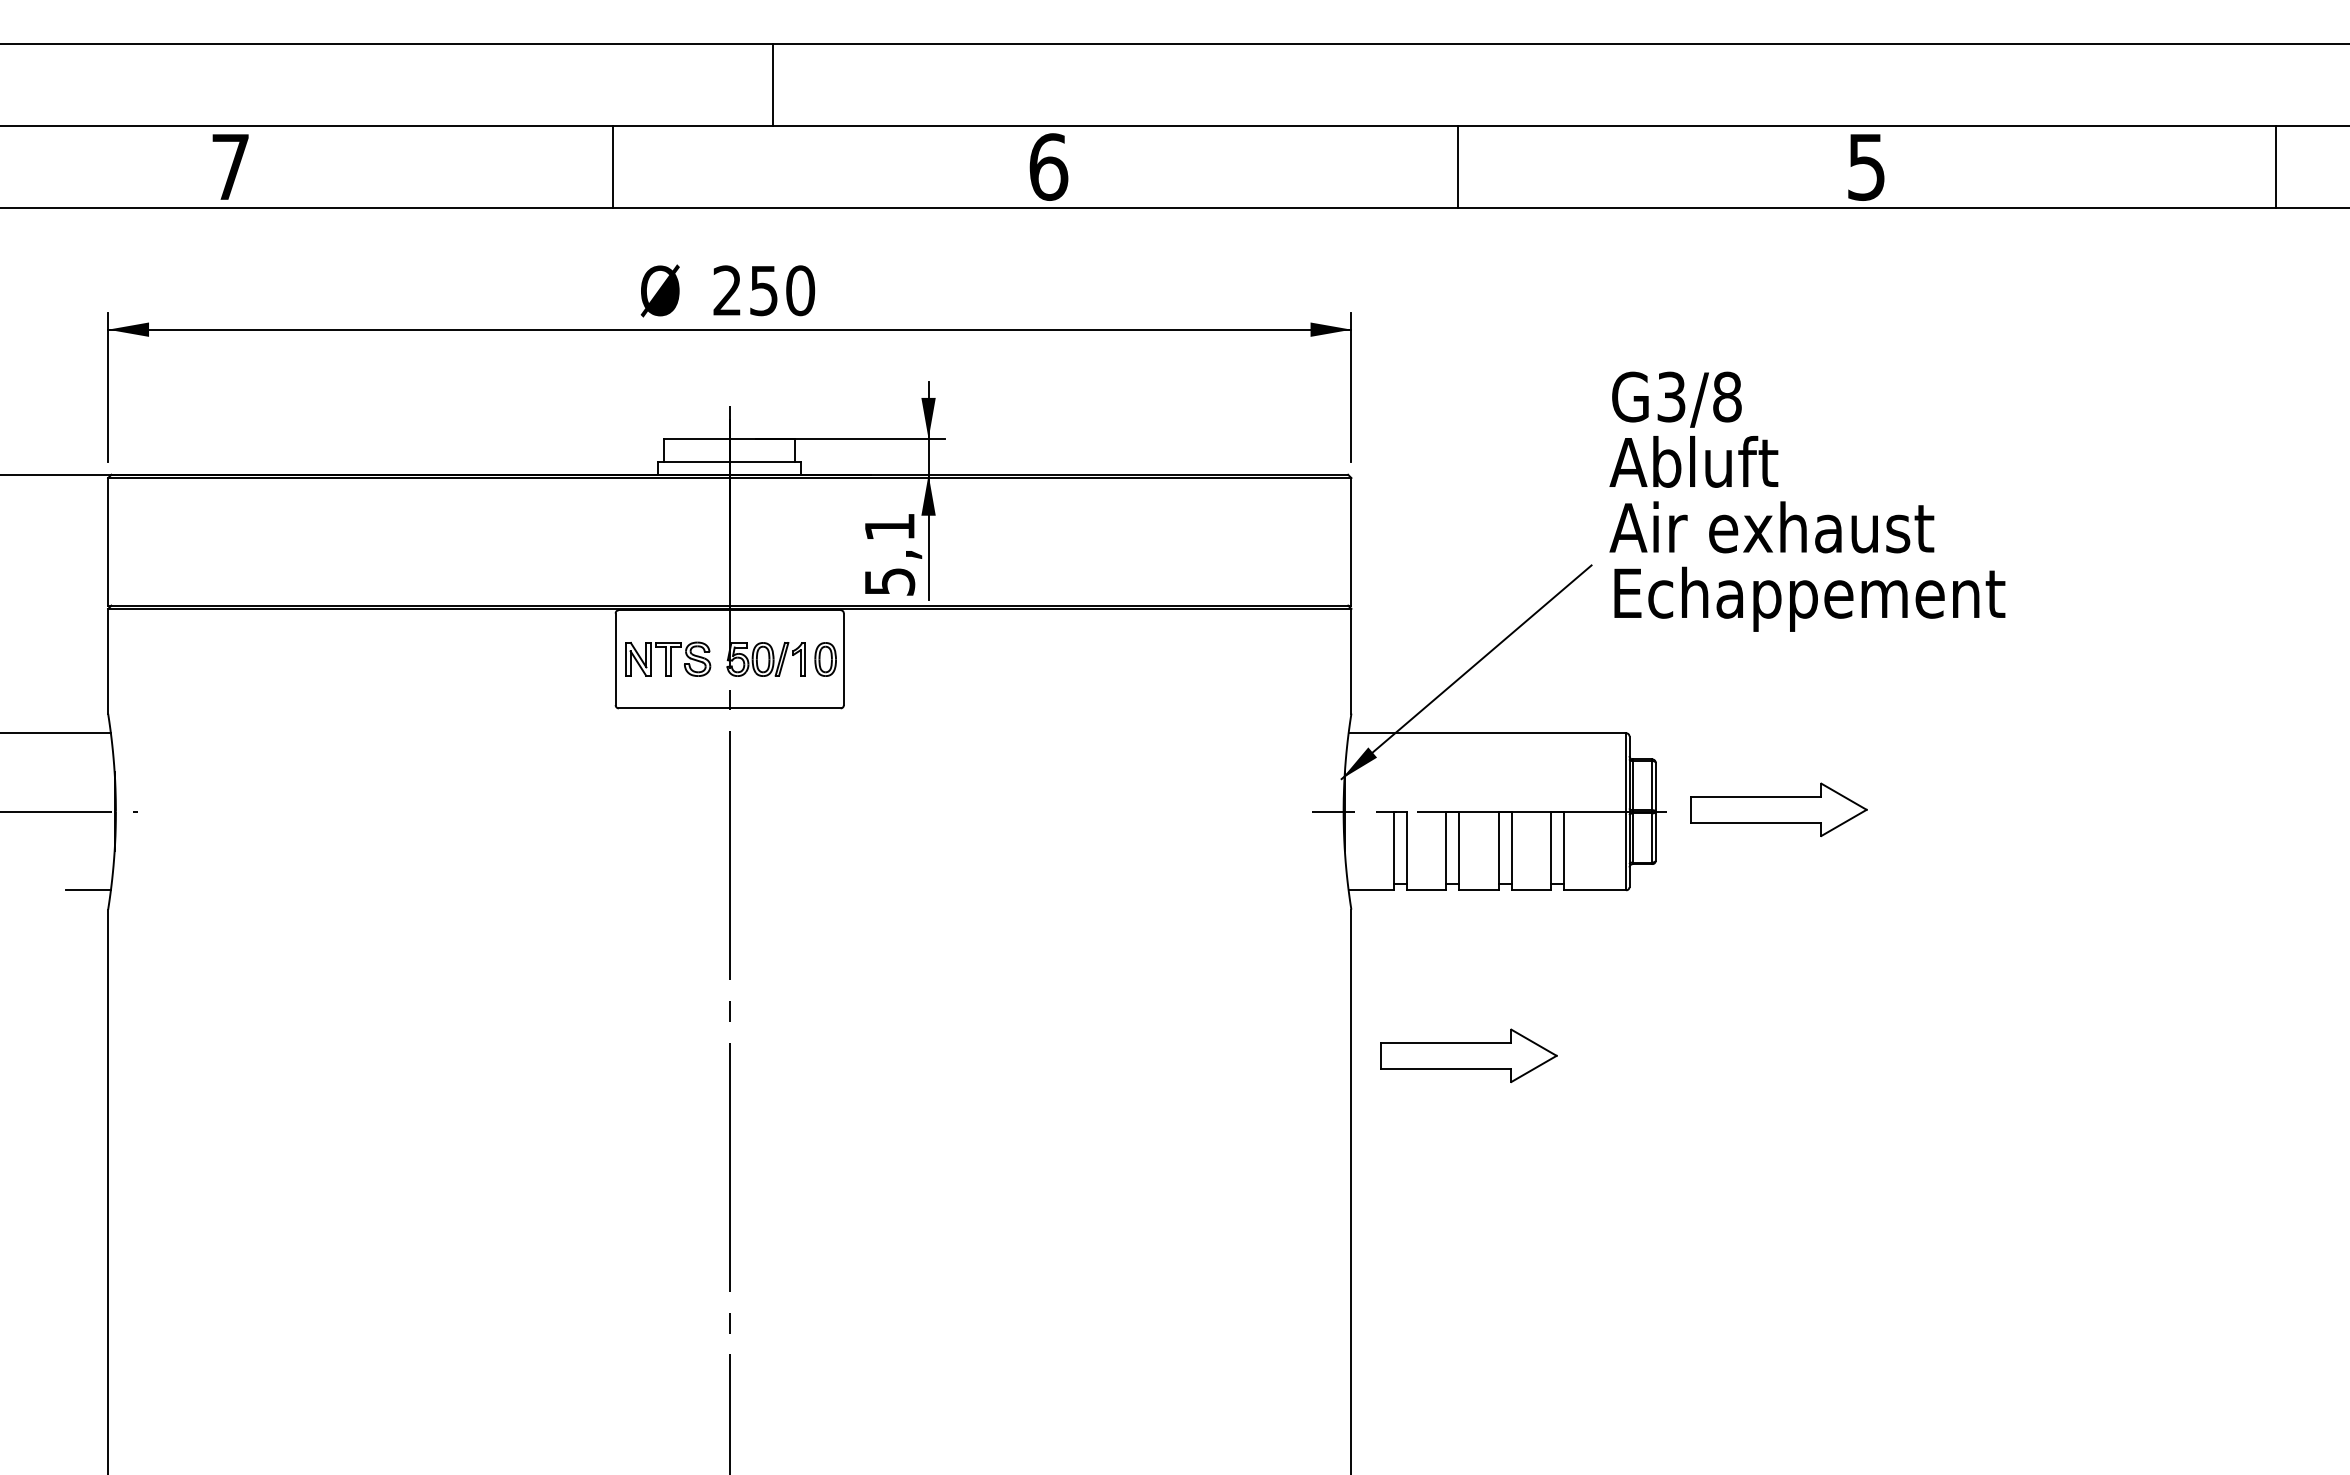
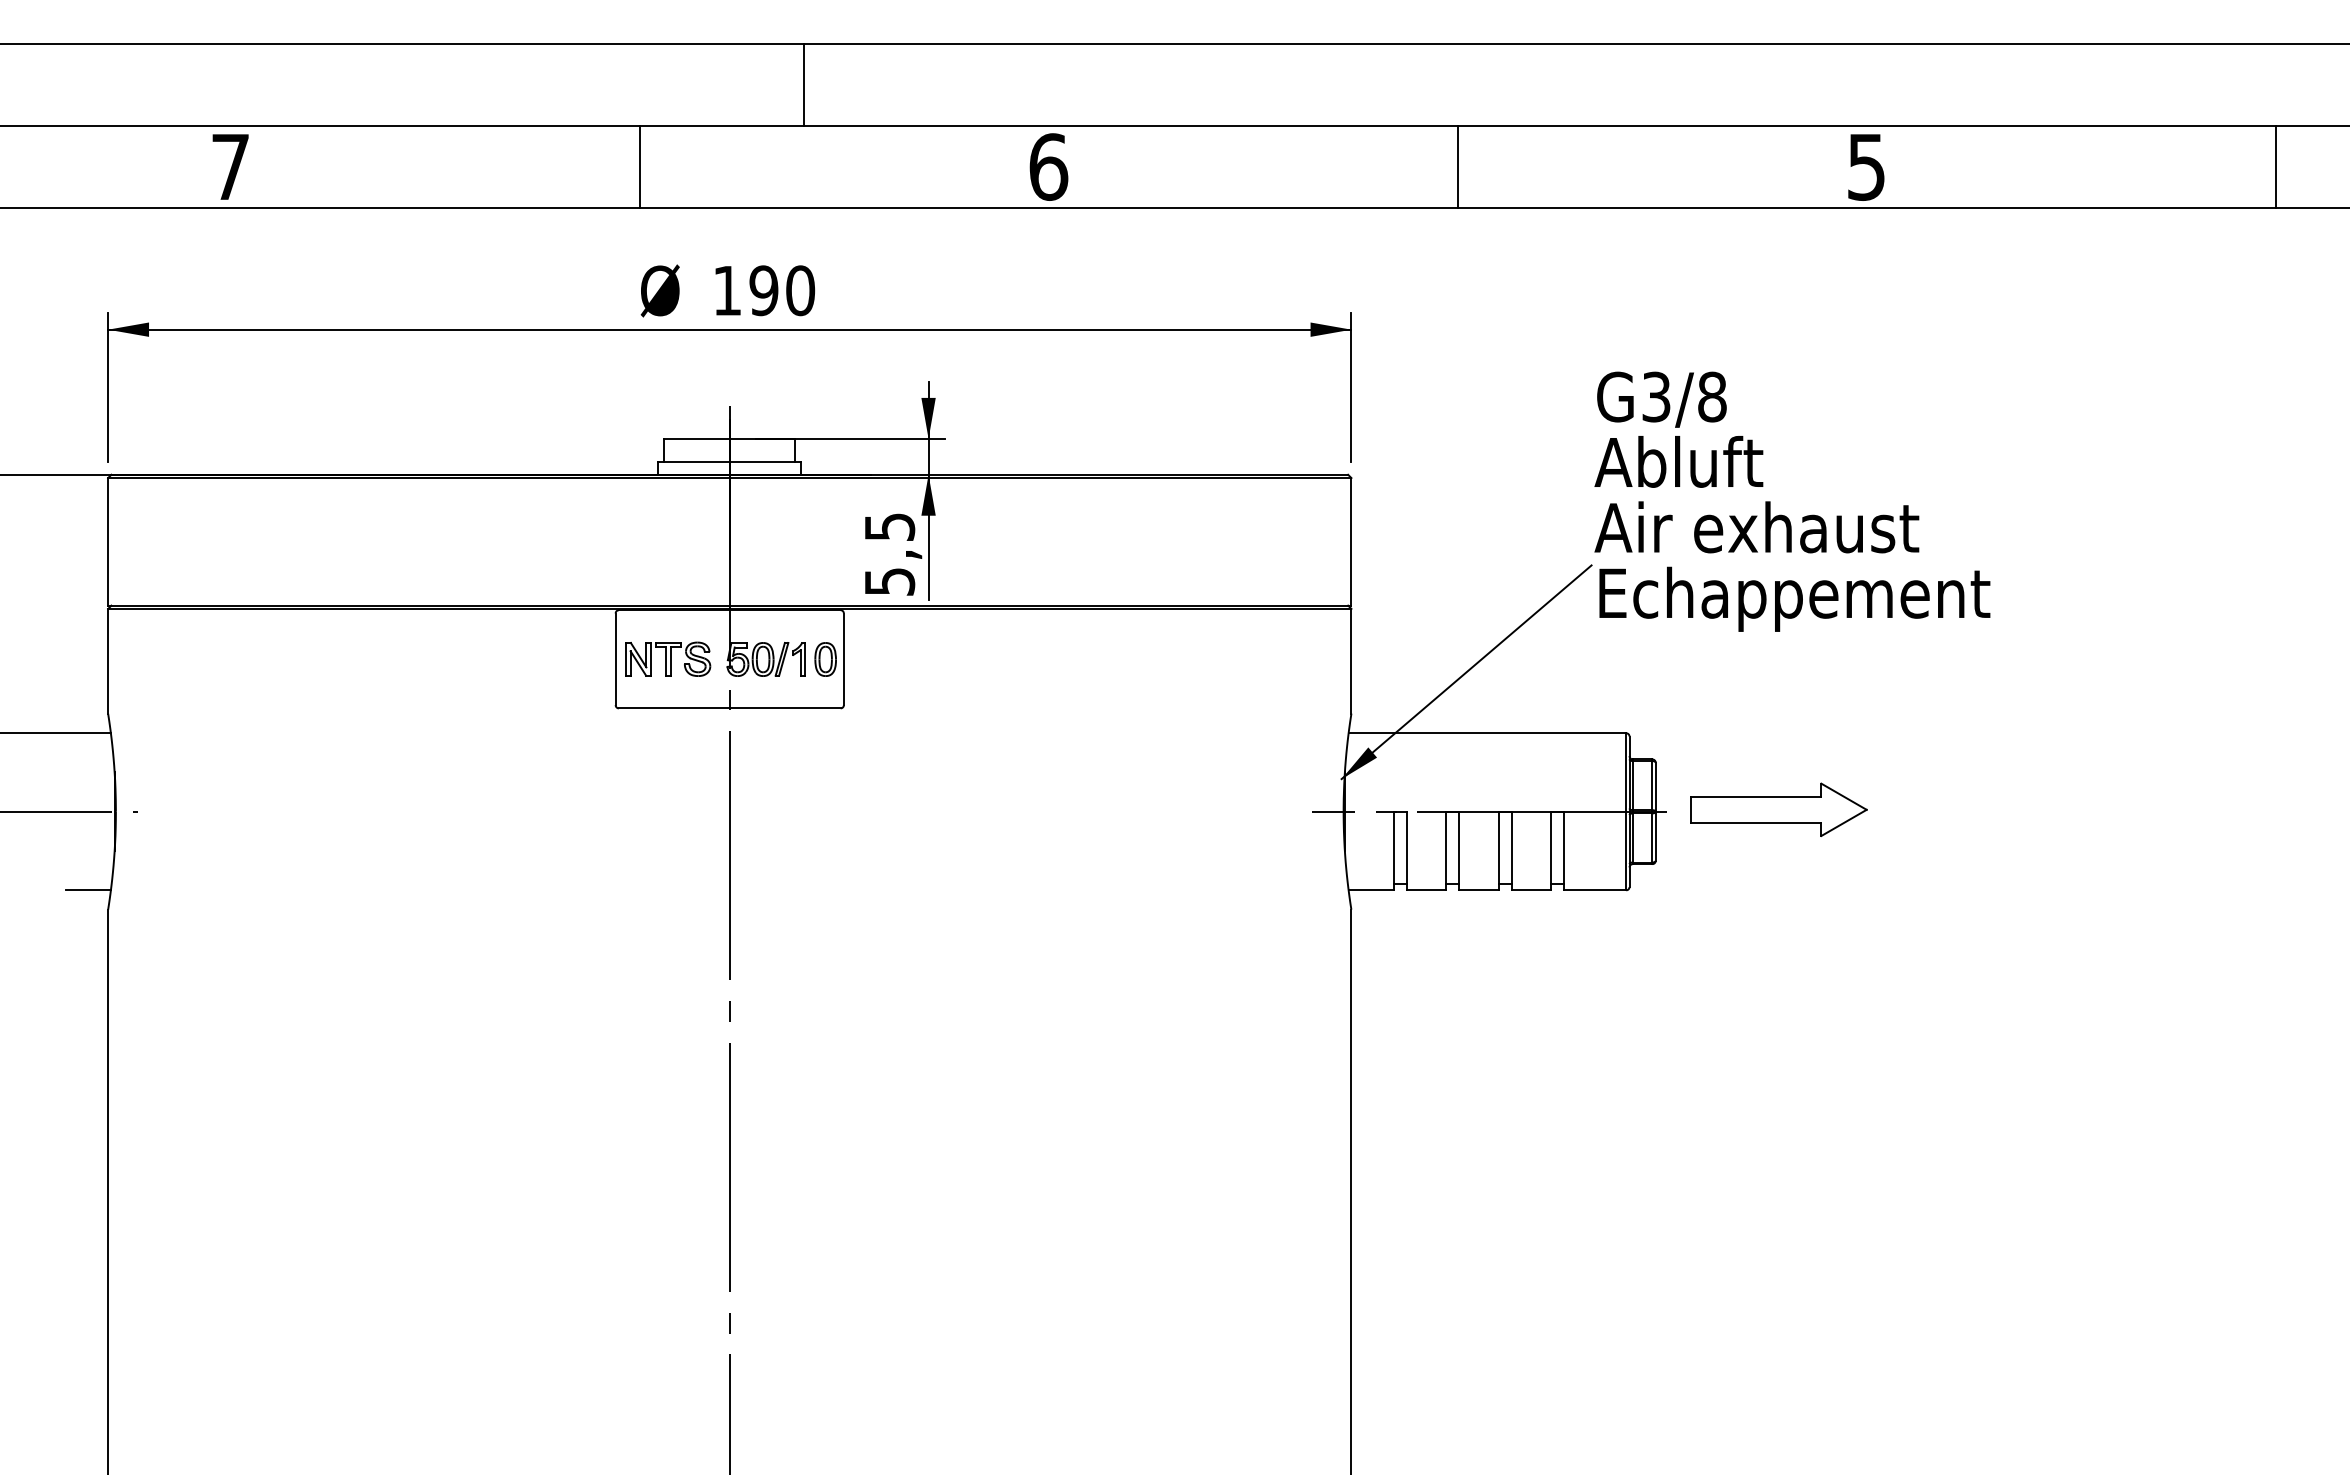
line position: (772, 85) -> (803, 85) (803, 85)
line position: (613, 166) -> (640, 166) (640, 166)
text: 250 -> 190 (745, 290)
part position: (1800, 515) -> (1785, 515) (1785, 515)
text: 5,1 -> 5,5 (890, 526)
part: present -> none (1468, 1055)
